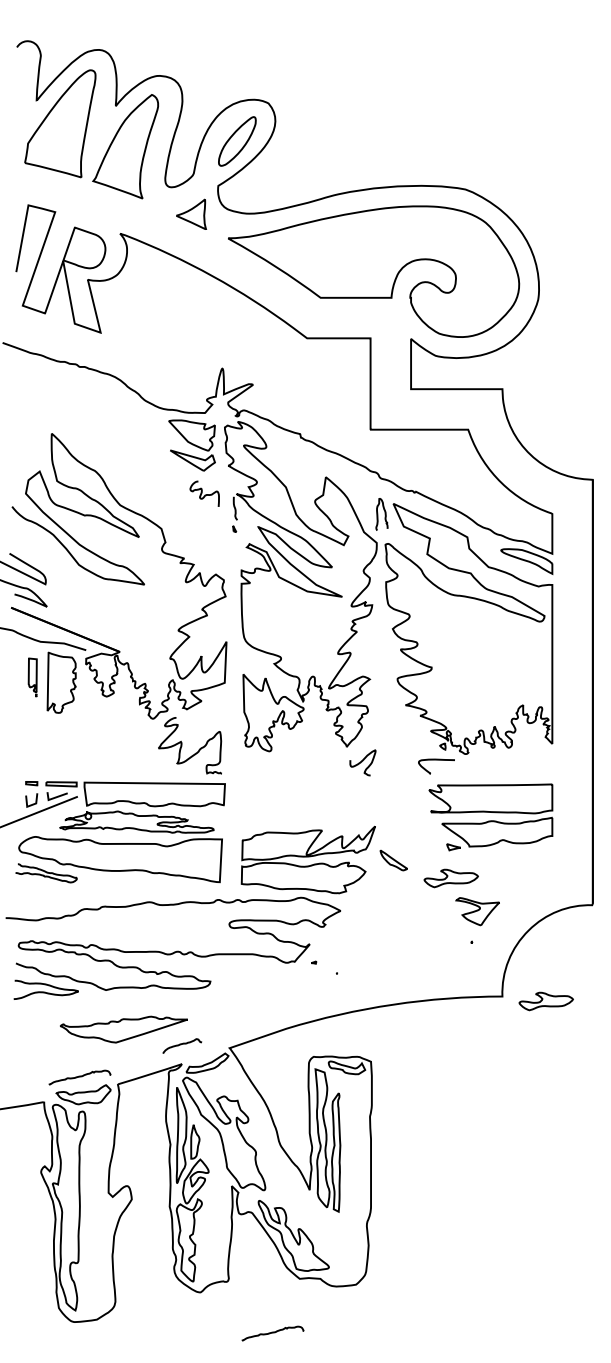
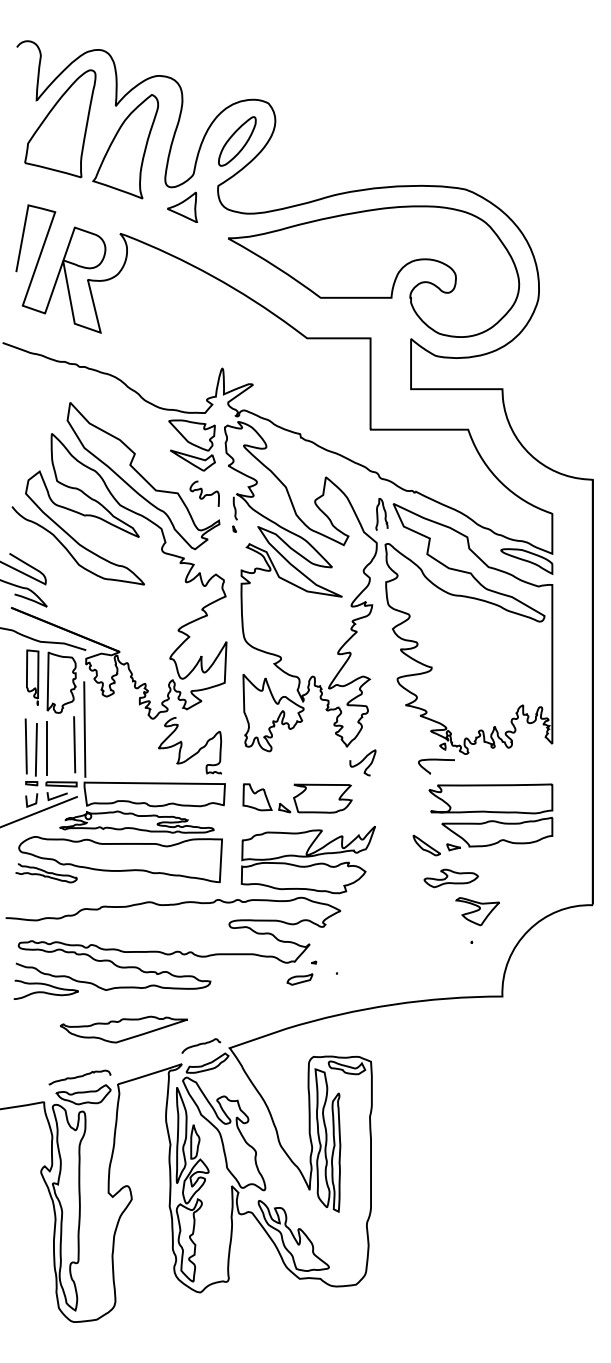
part position: (191, 213) -> (182, 206) (182, 206)
part: none -> present (143, 476)
part size: 11x41 px -> 14x57 px (32, 677)
line: none -> present (84, 729)
line: none -> present (74, 744)
line: none -> present (25, 746)
line: none -> present (47, 747)
line: none -> present (35, 749)
part: none -> present (297, 798)
part position: (393, 860) -> (426, 845) (426, 845)
part: none -> present (299, 979)
part: present -> none (545, 1001)
curve position: (182, 1044) -> (201, 1044) (201, 1044)
curve: present -> none (272, 1333)
